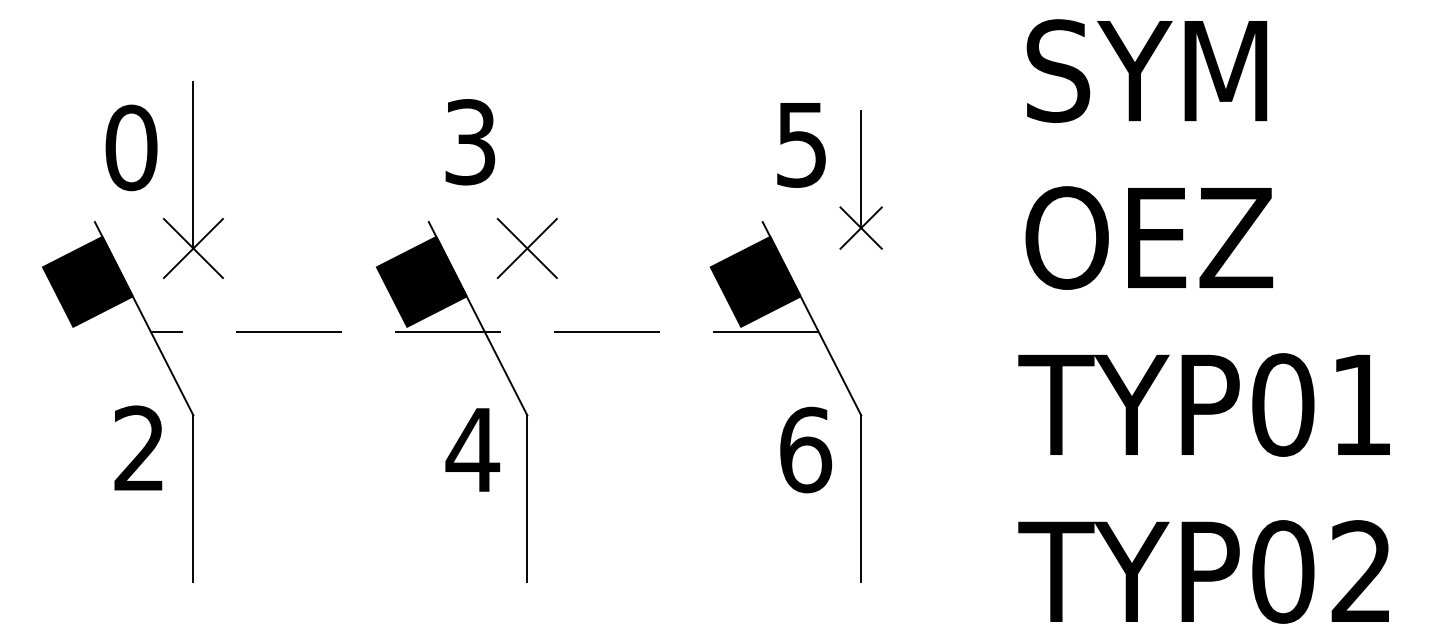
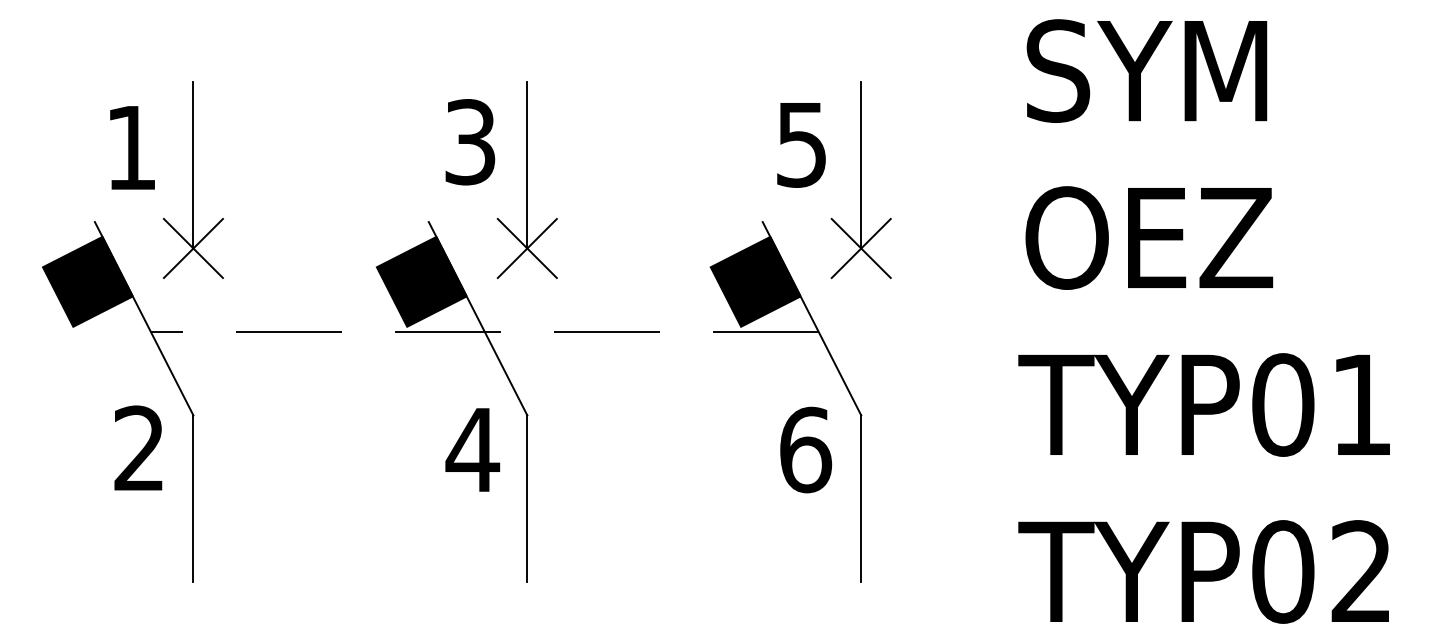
text: 0 -> 1 (131, 147)
line: none -> present (527, 164)
part size: 44x140 px -> 62x199 px (860, 180)
